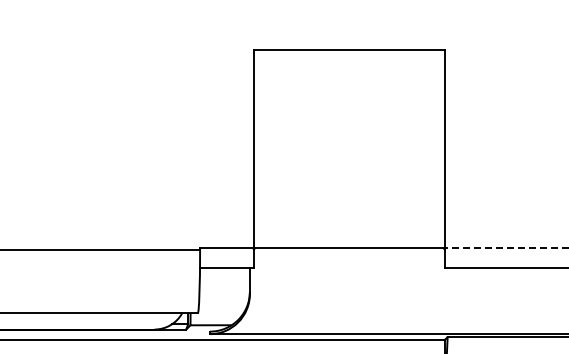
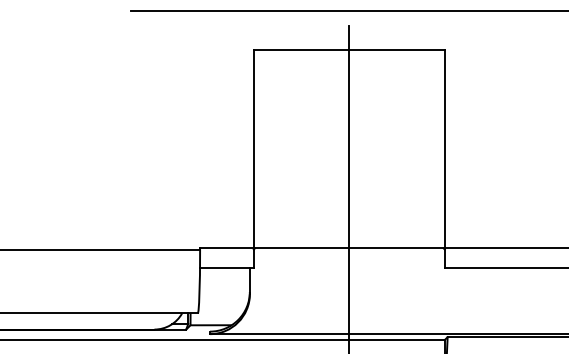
line: none -> present (347, 10)
line: none -> present (349, 187)
line: dashed -> solid (506, 248)
